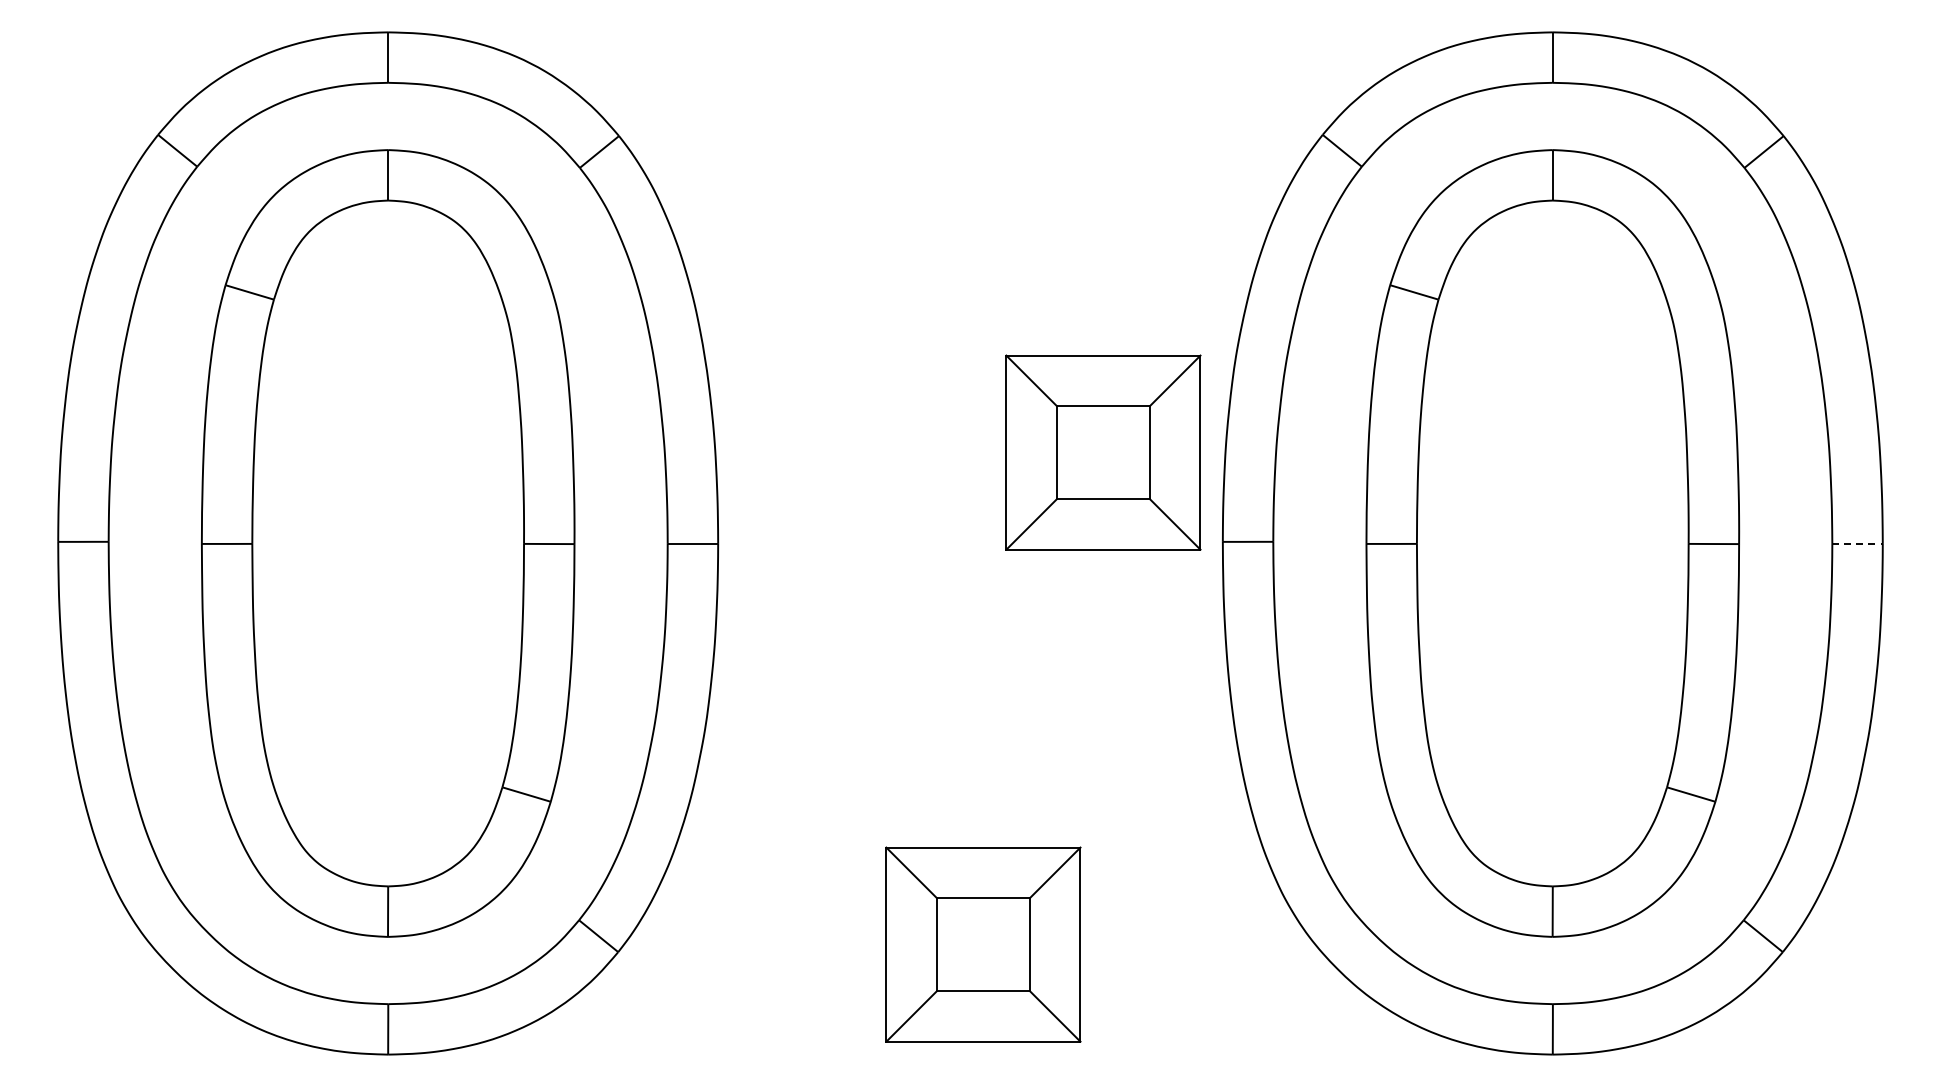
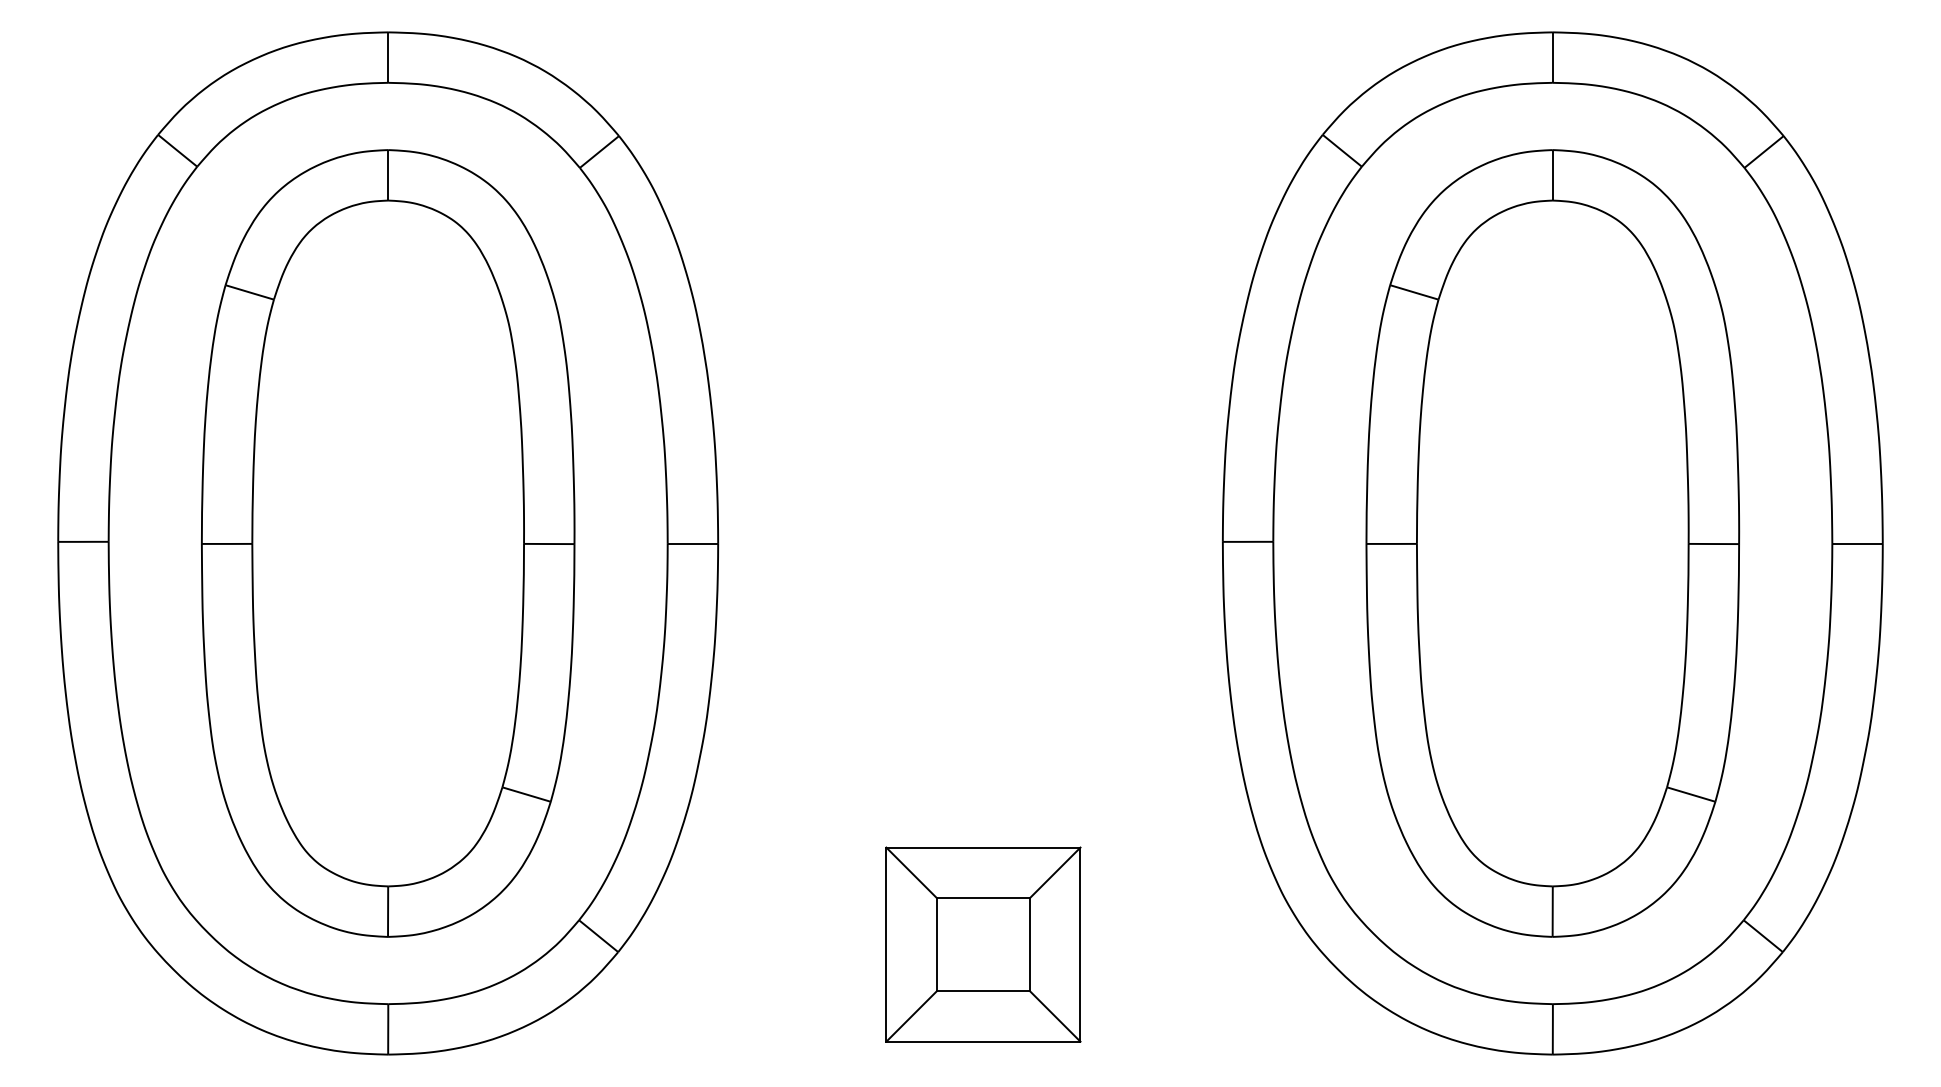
part: present -> none (1103, 452)
line: dashed -> solid (1857, 543)
